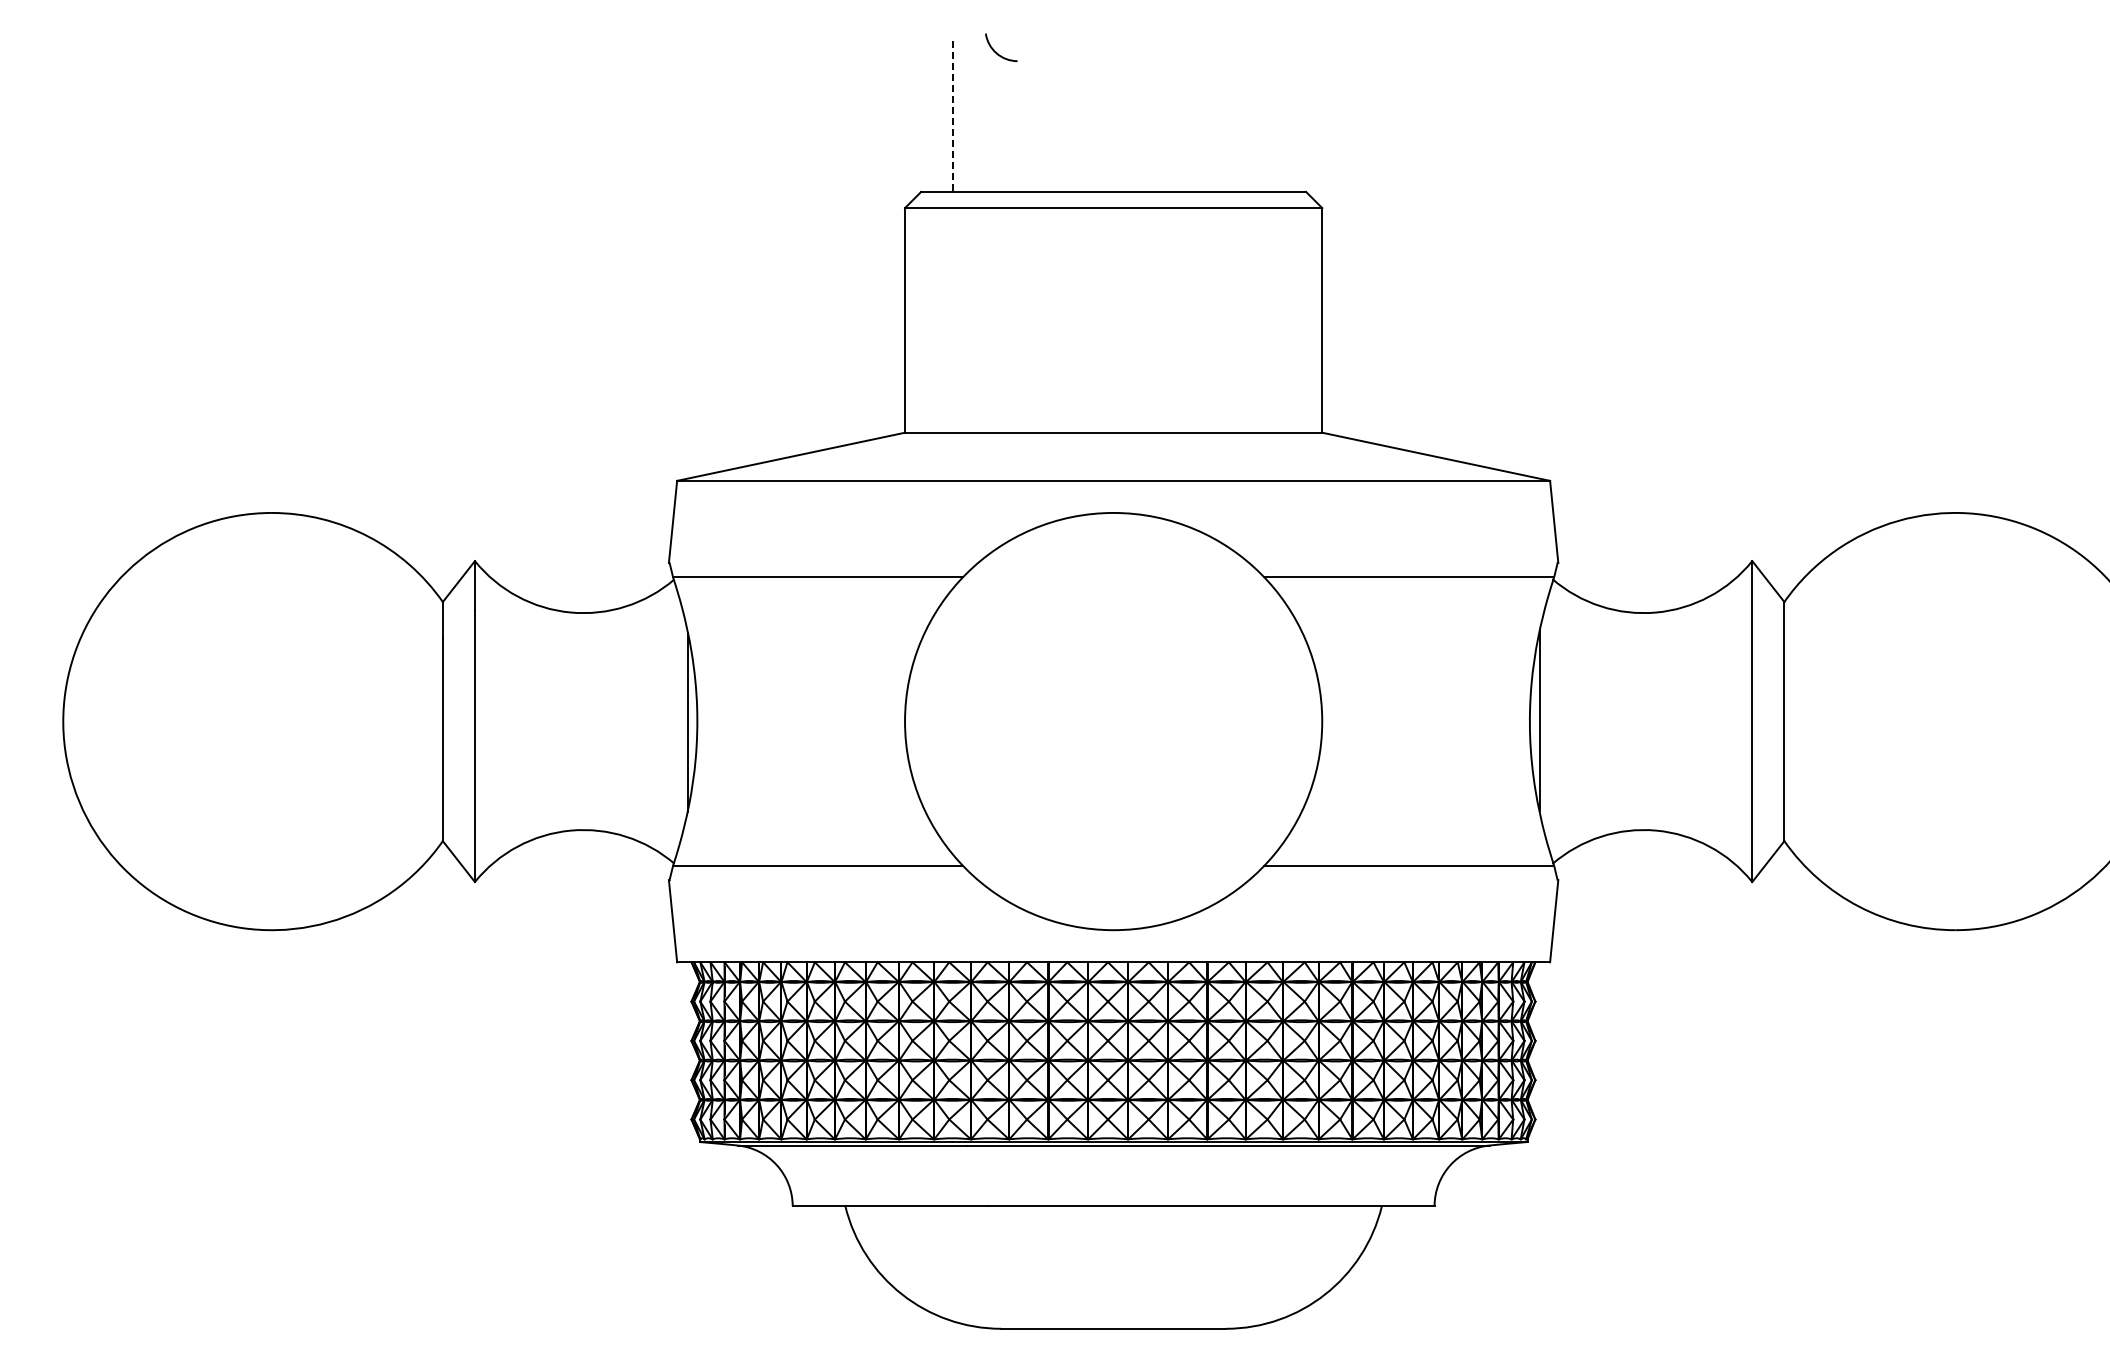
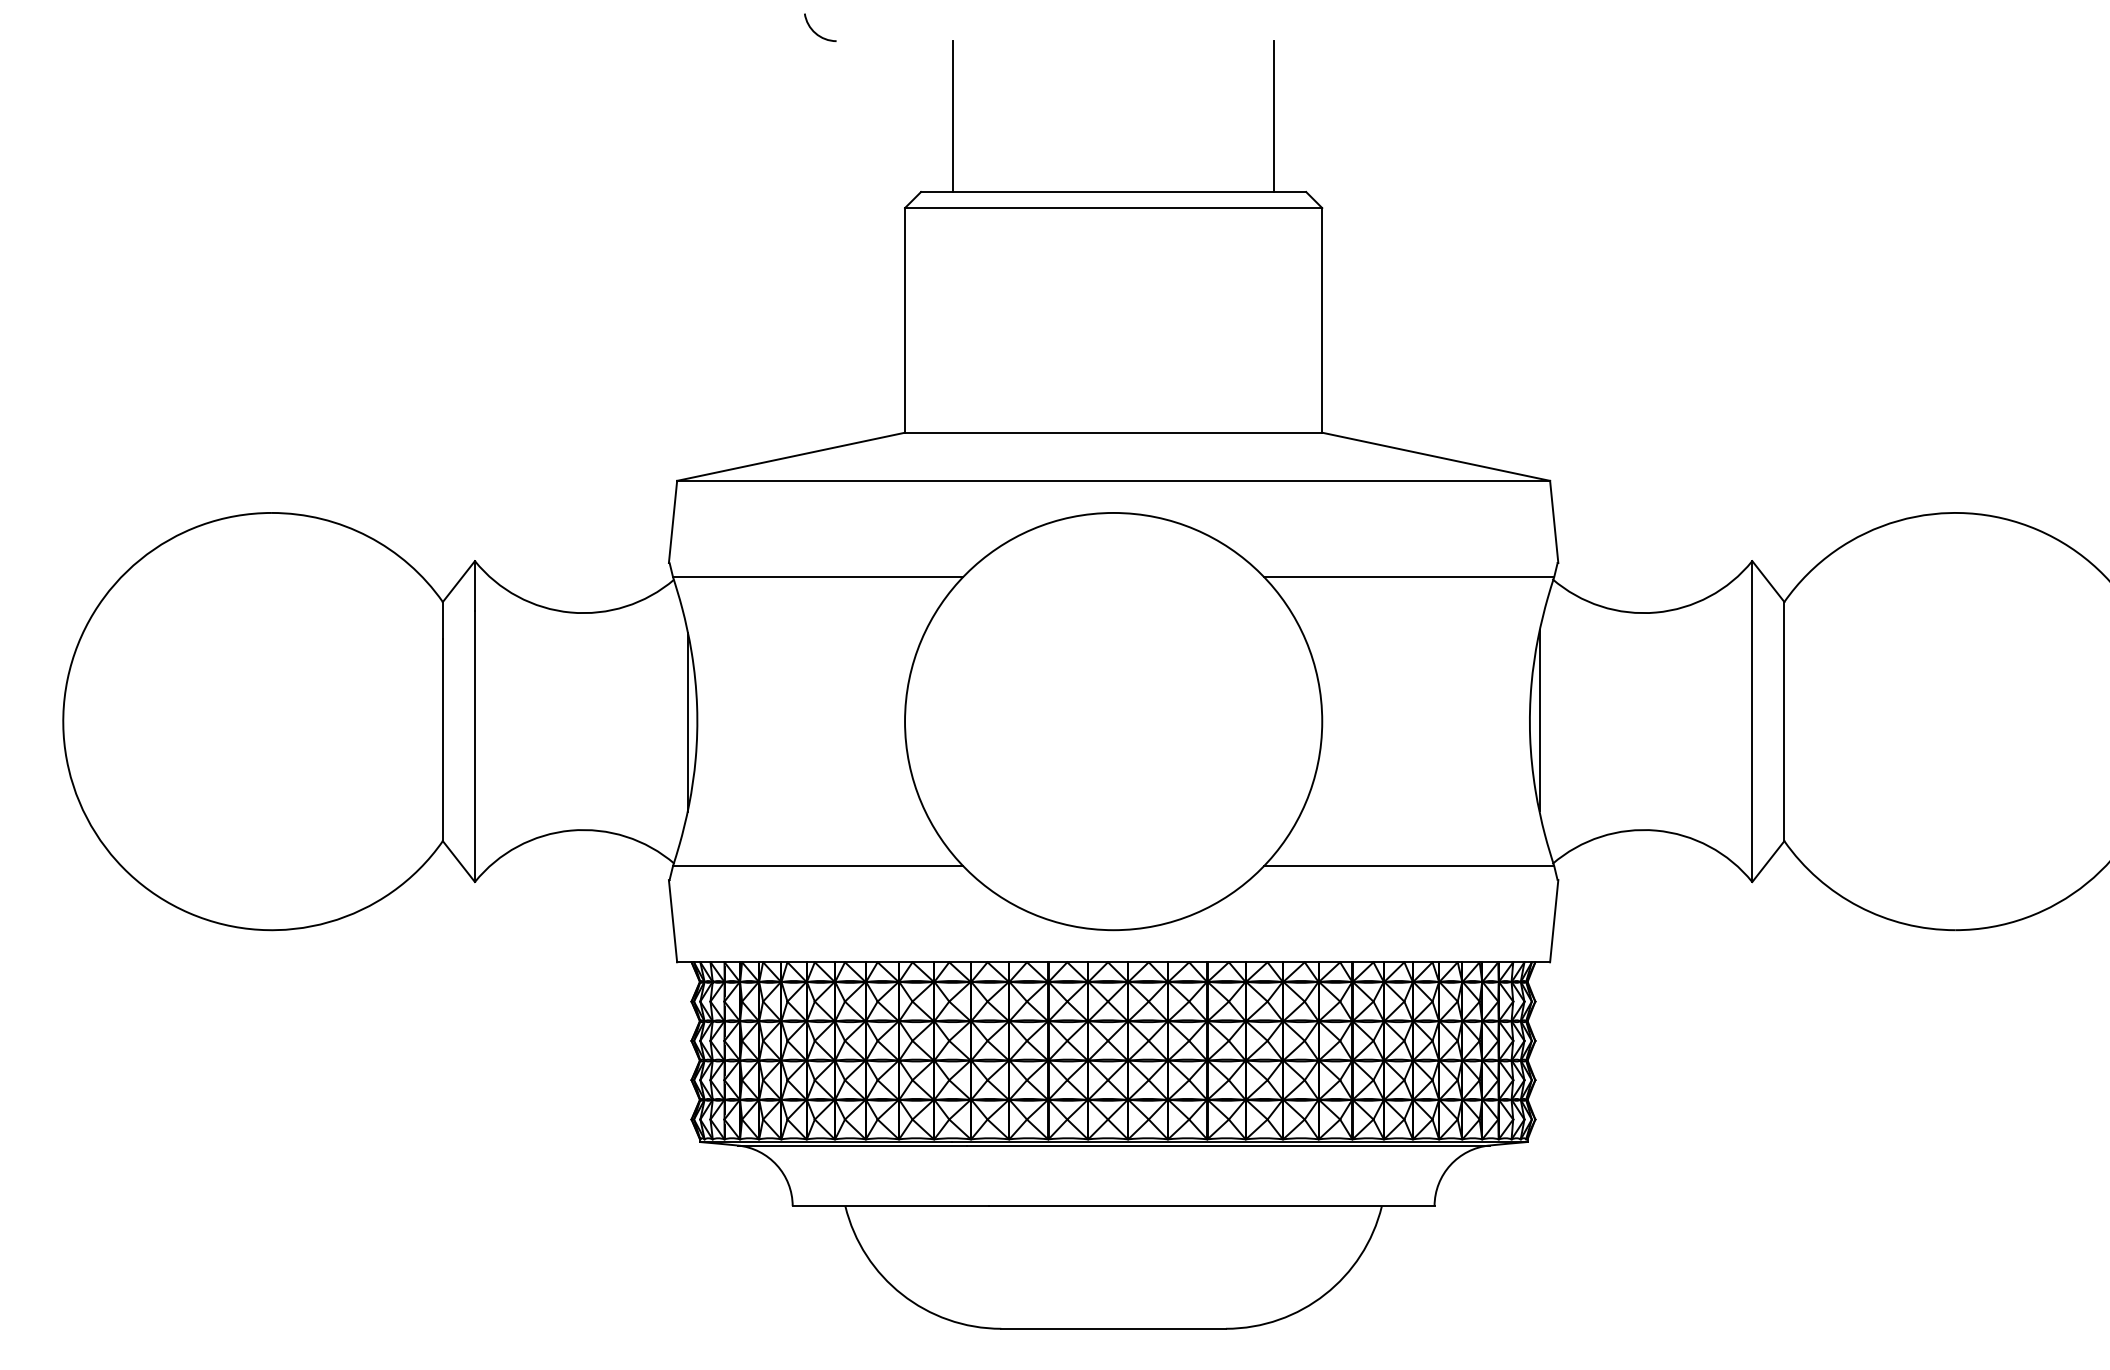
arc position: (996, 51) -> (815, 31) (815, 31)
line: none -> present (1274, 116)
line: dashed -> solid (953, 117)
